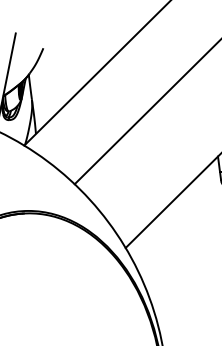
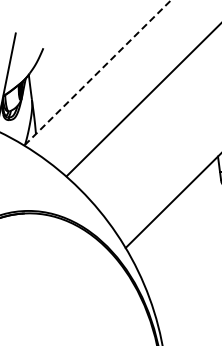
line: solid -> dashed (97, 73)
line position: (146, 112) -> (142, 100) (142, 100)
